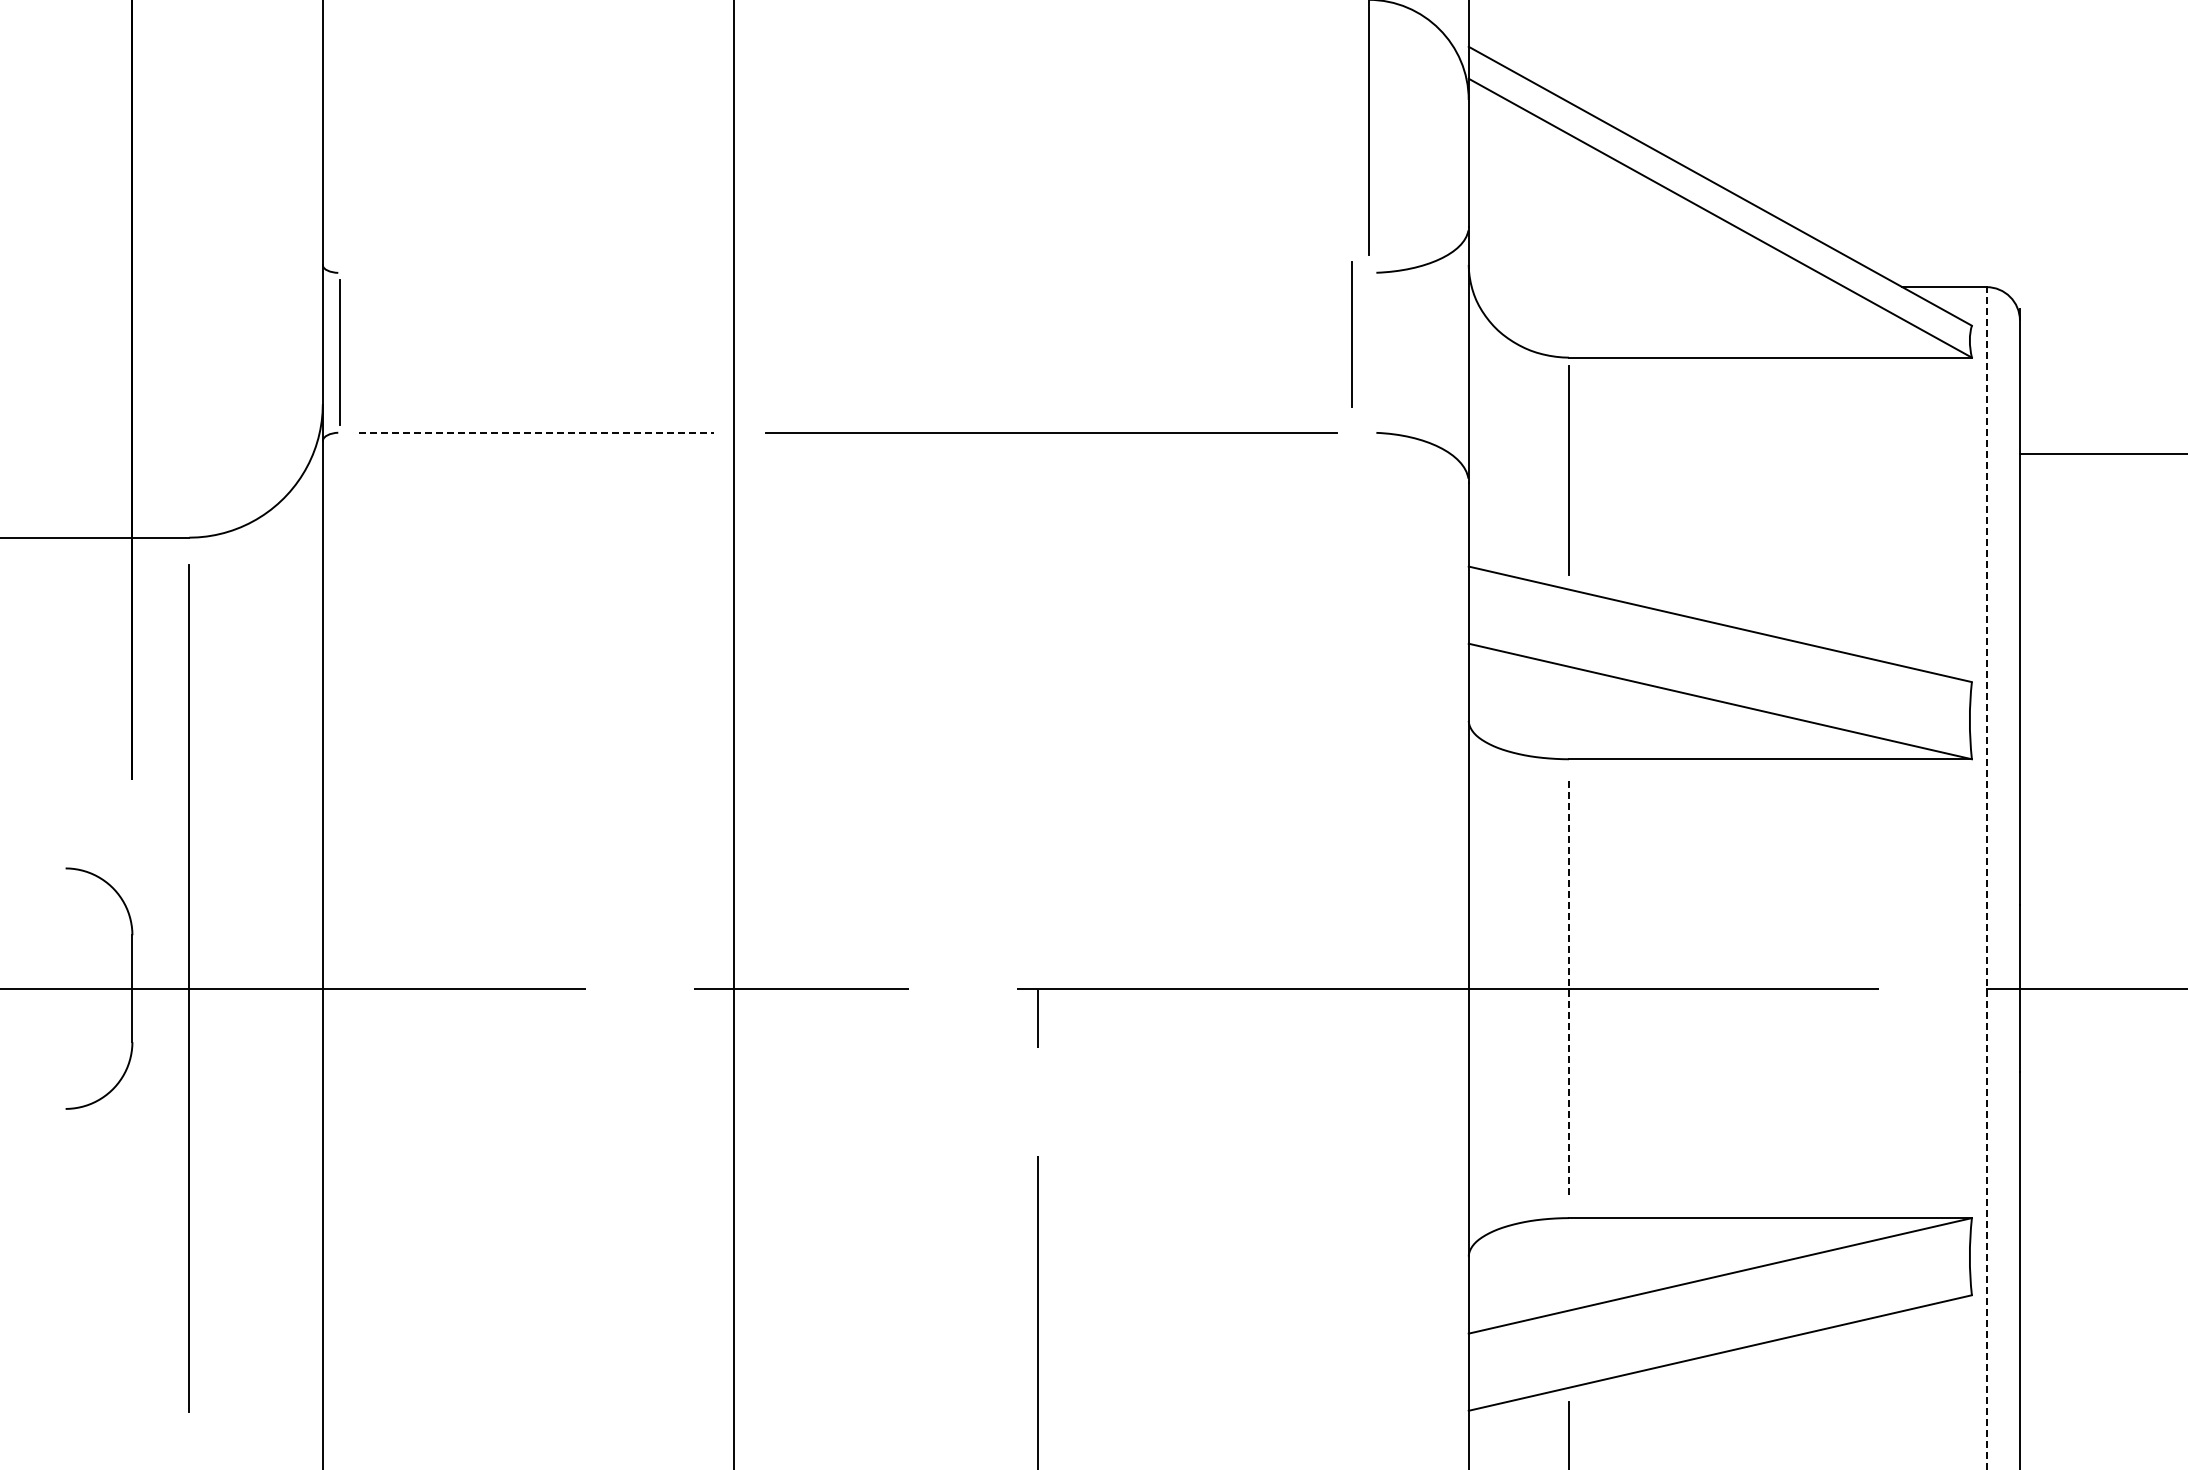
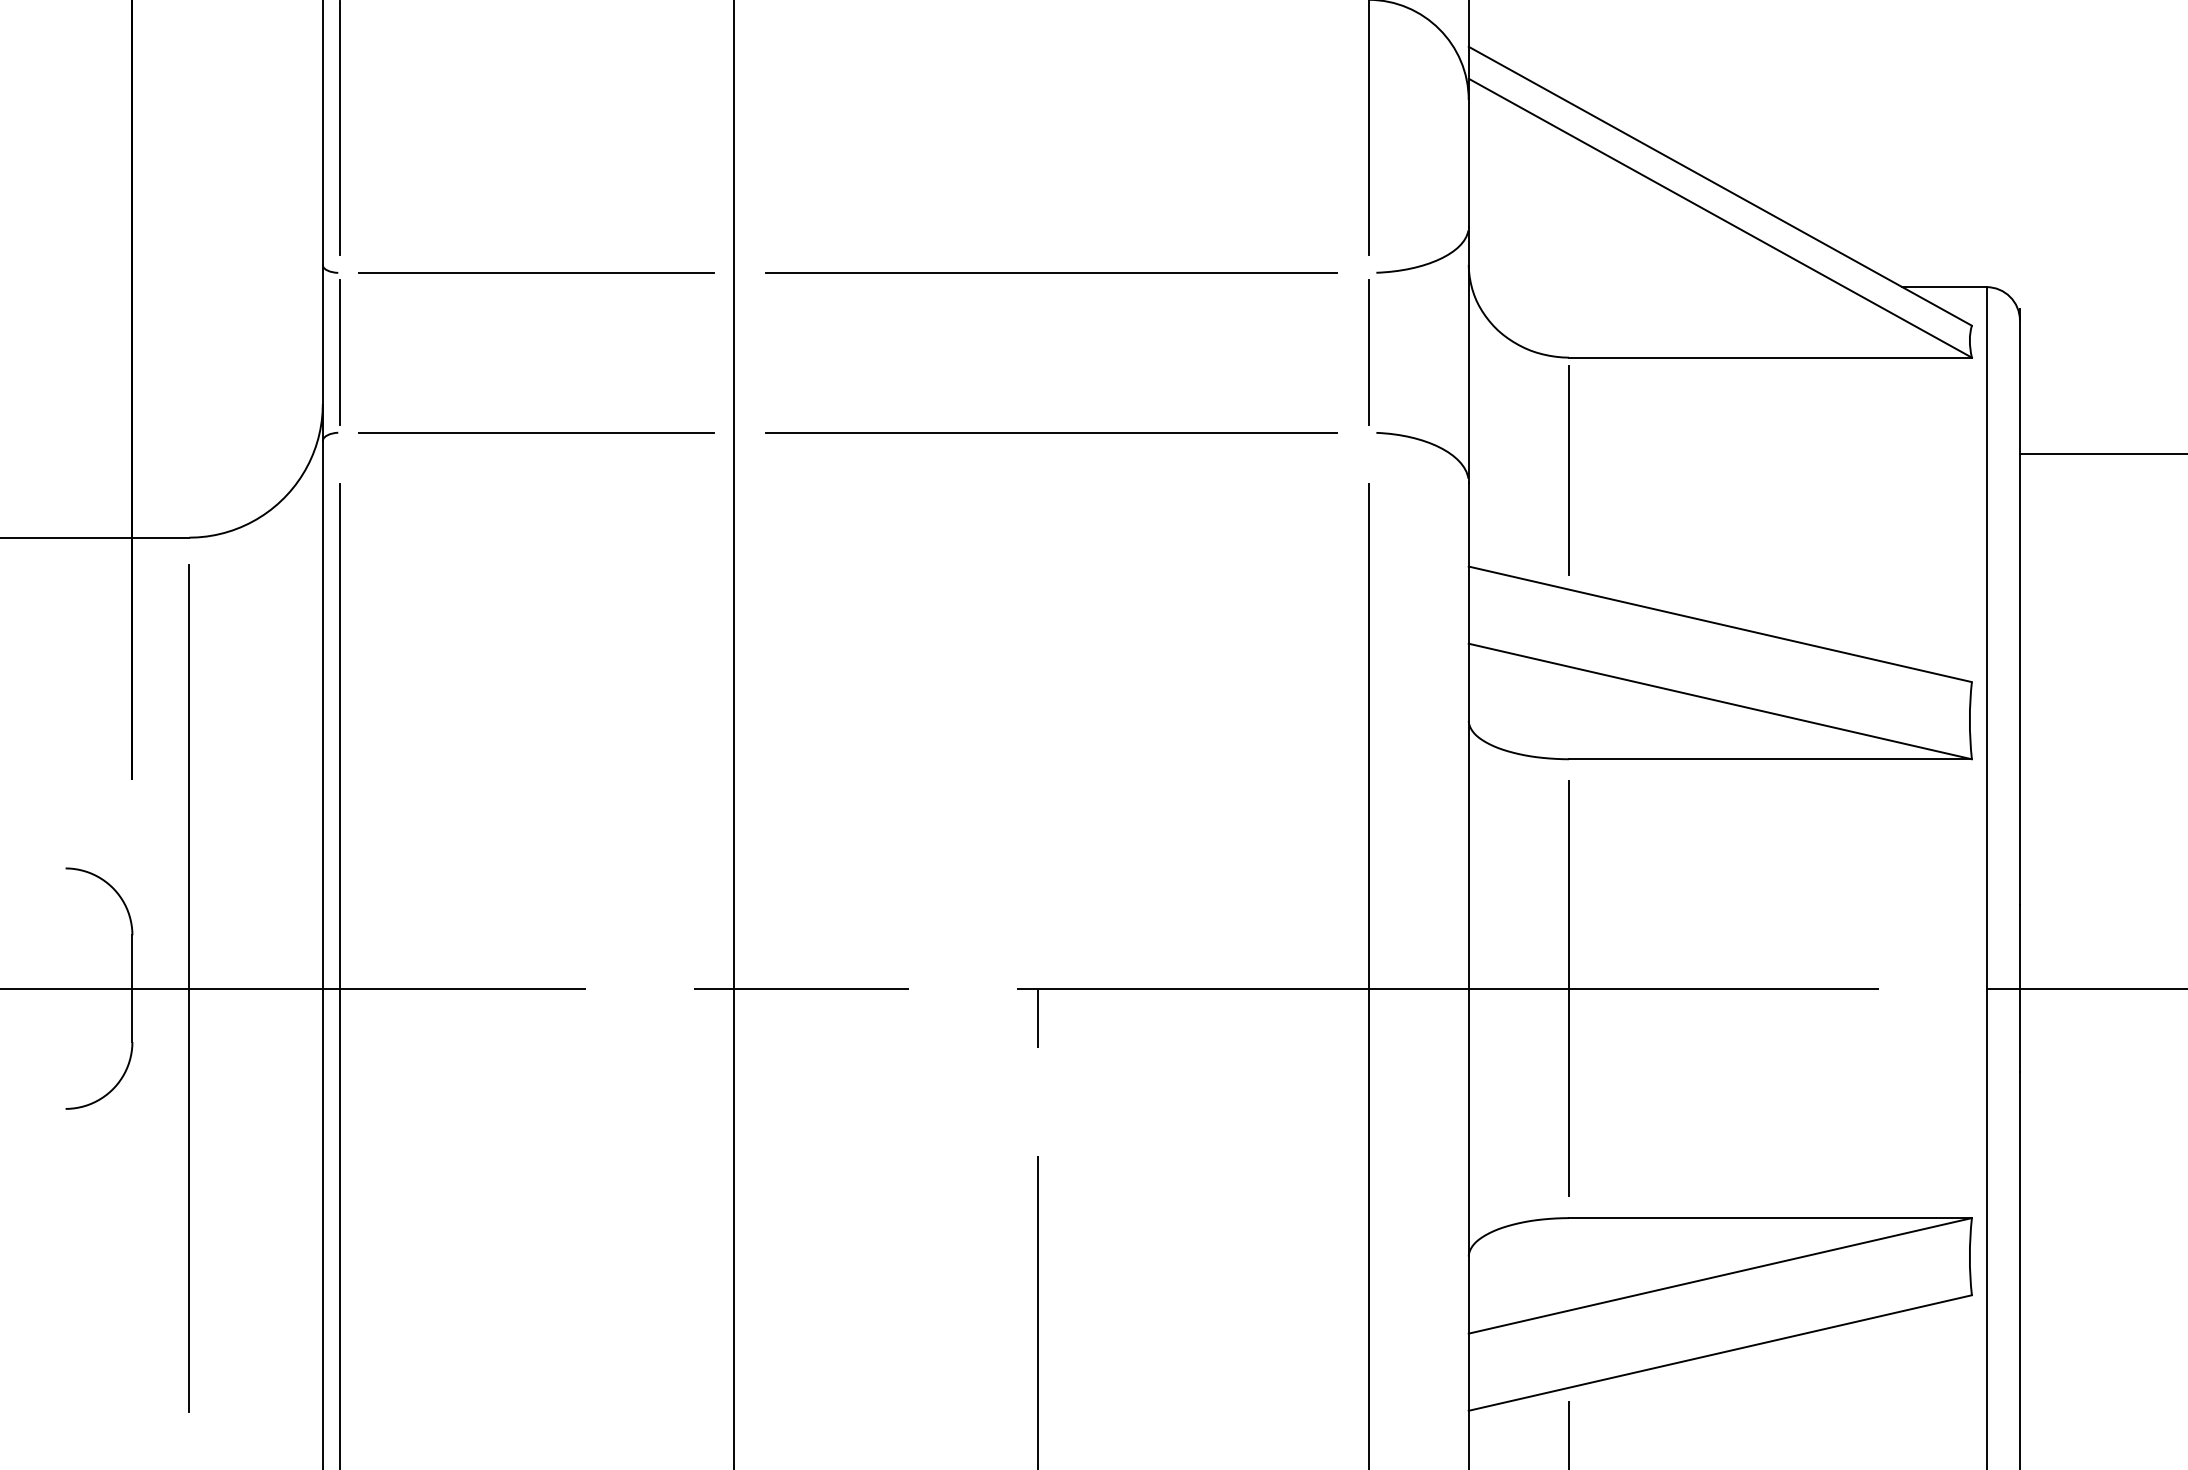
line: none -> present (339, 128)
line: none -> present (536, 272)
line: none -> present (1050, 272)
line position: (1351, 334) -> (1368, 352) (1368, 352)
line: dashed -> solid (537, 432)
line: dashed -> solid (1986, 877)
line: none -> present (339, 974)
line: none -> present (1368, 974)
line: dashed -> solid (1568, 989)
